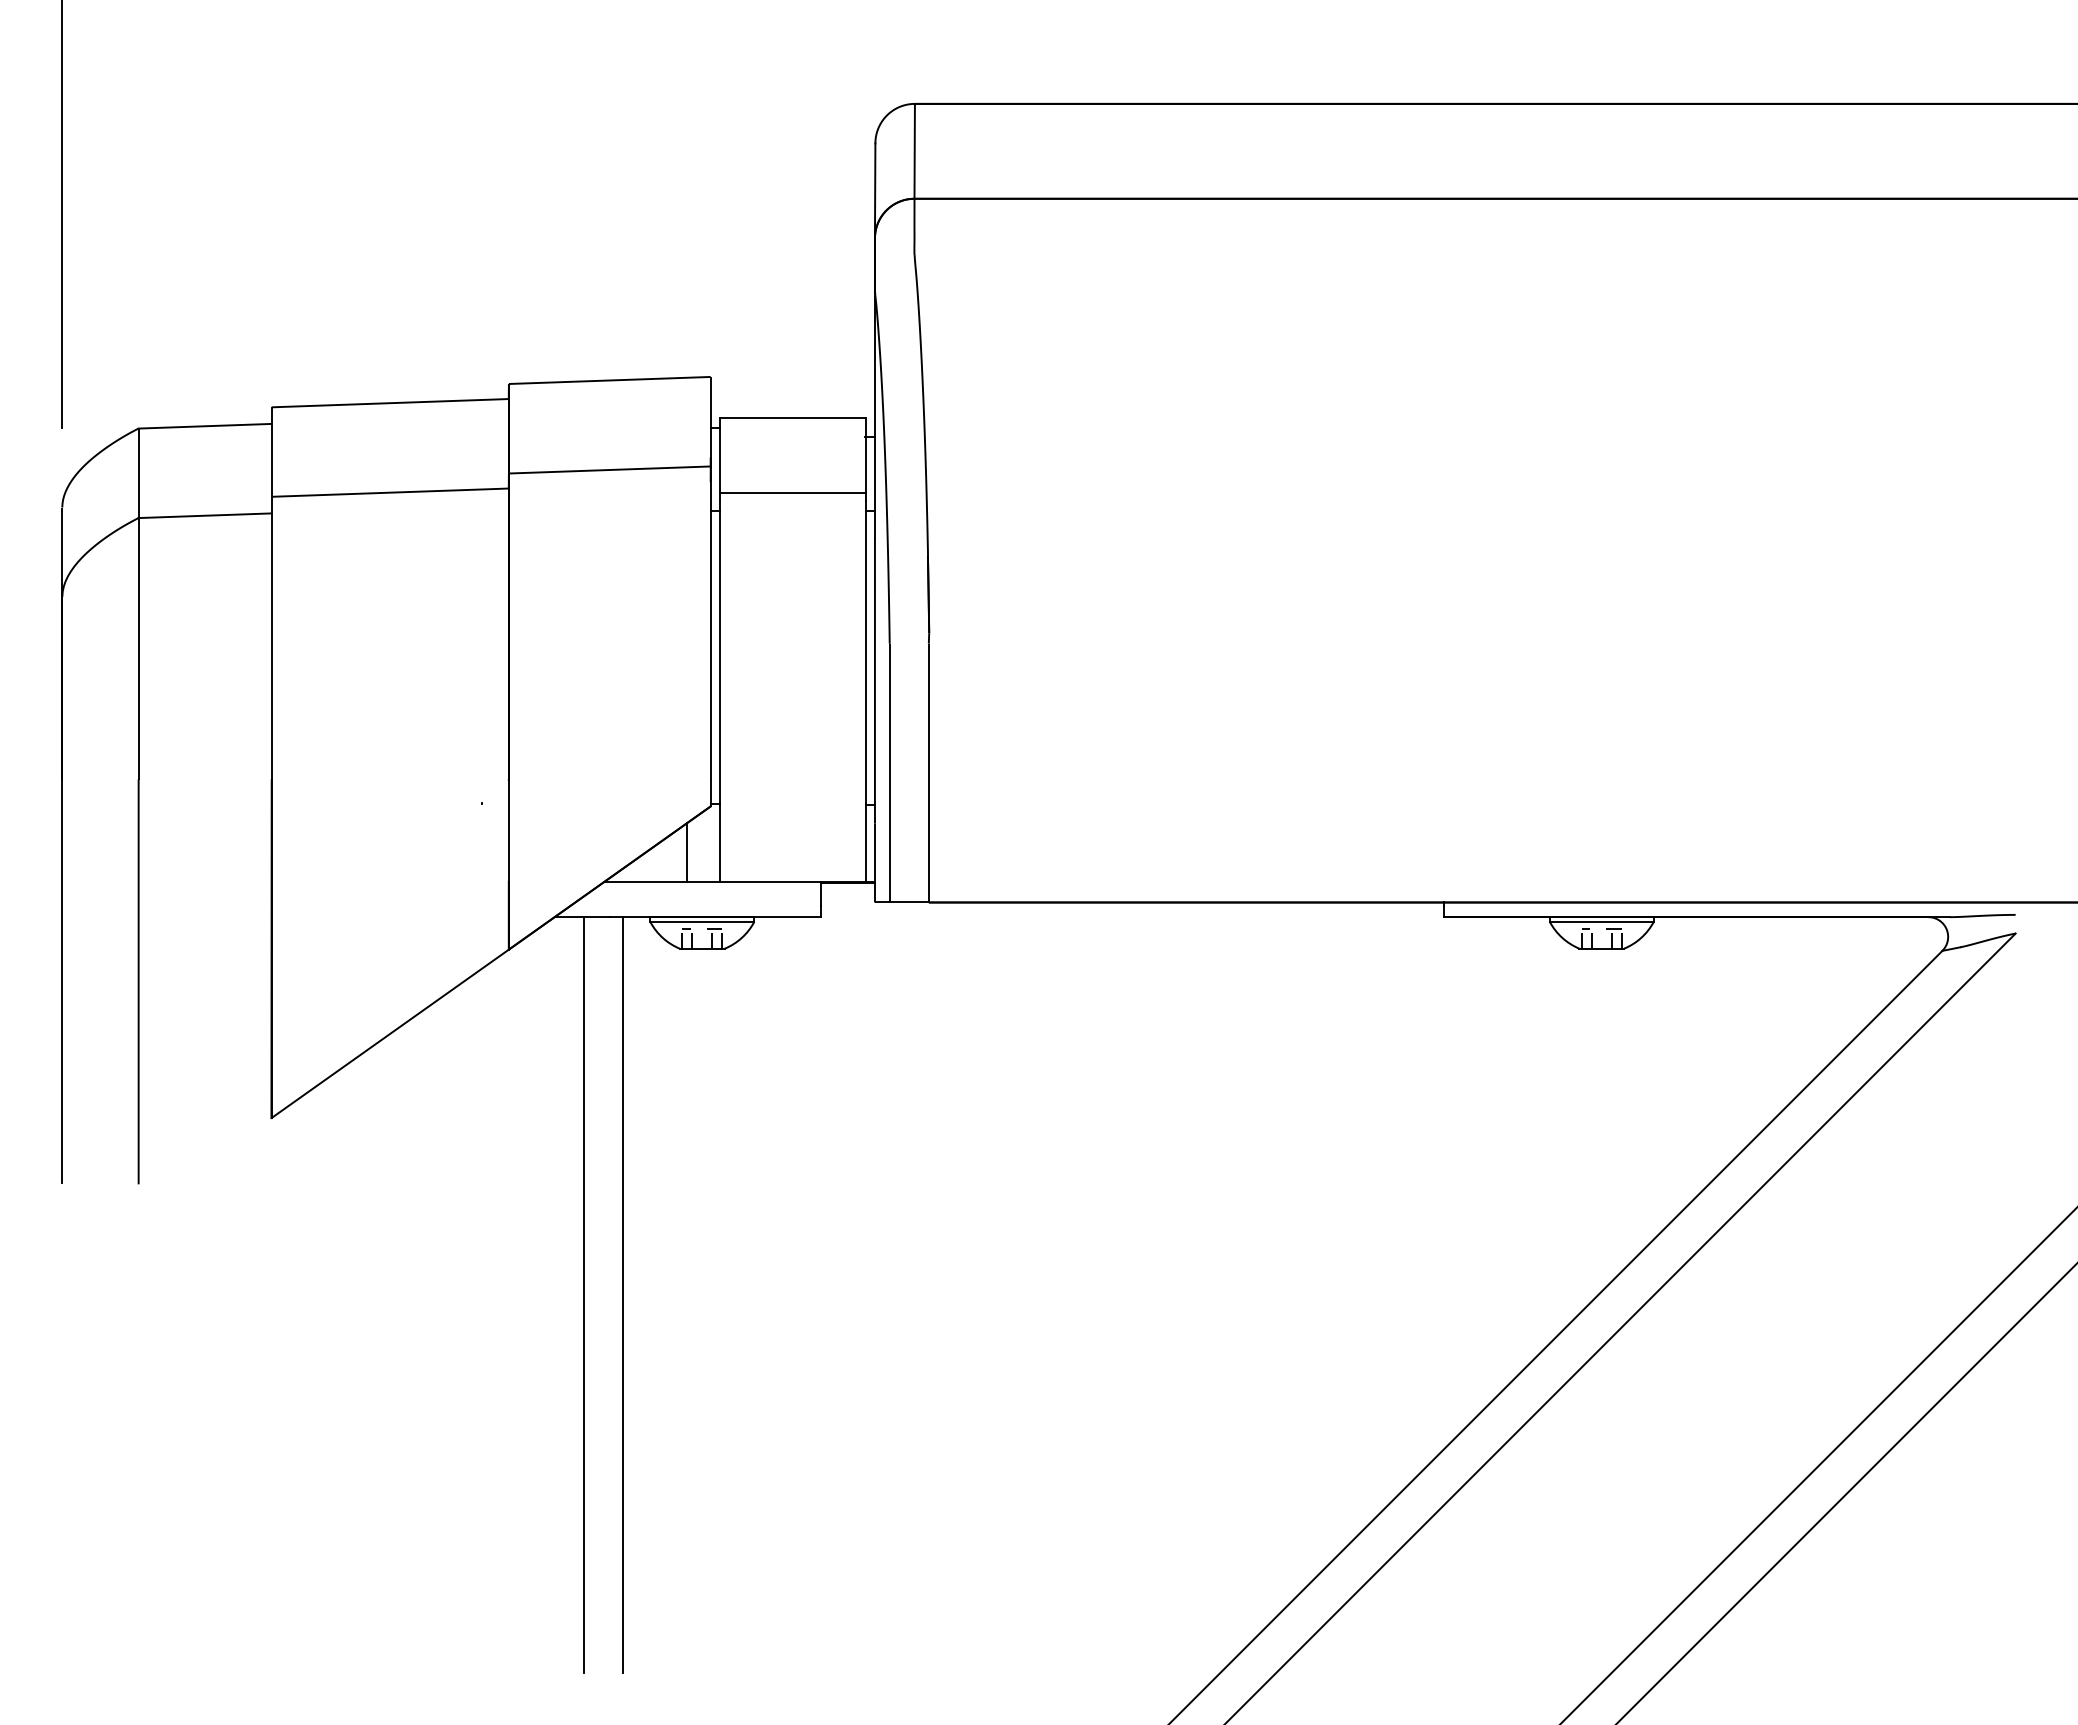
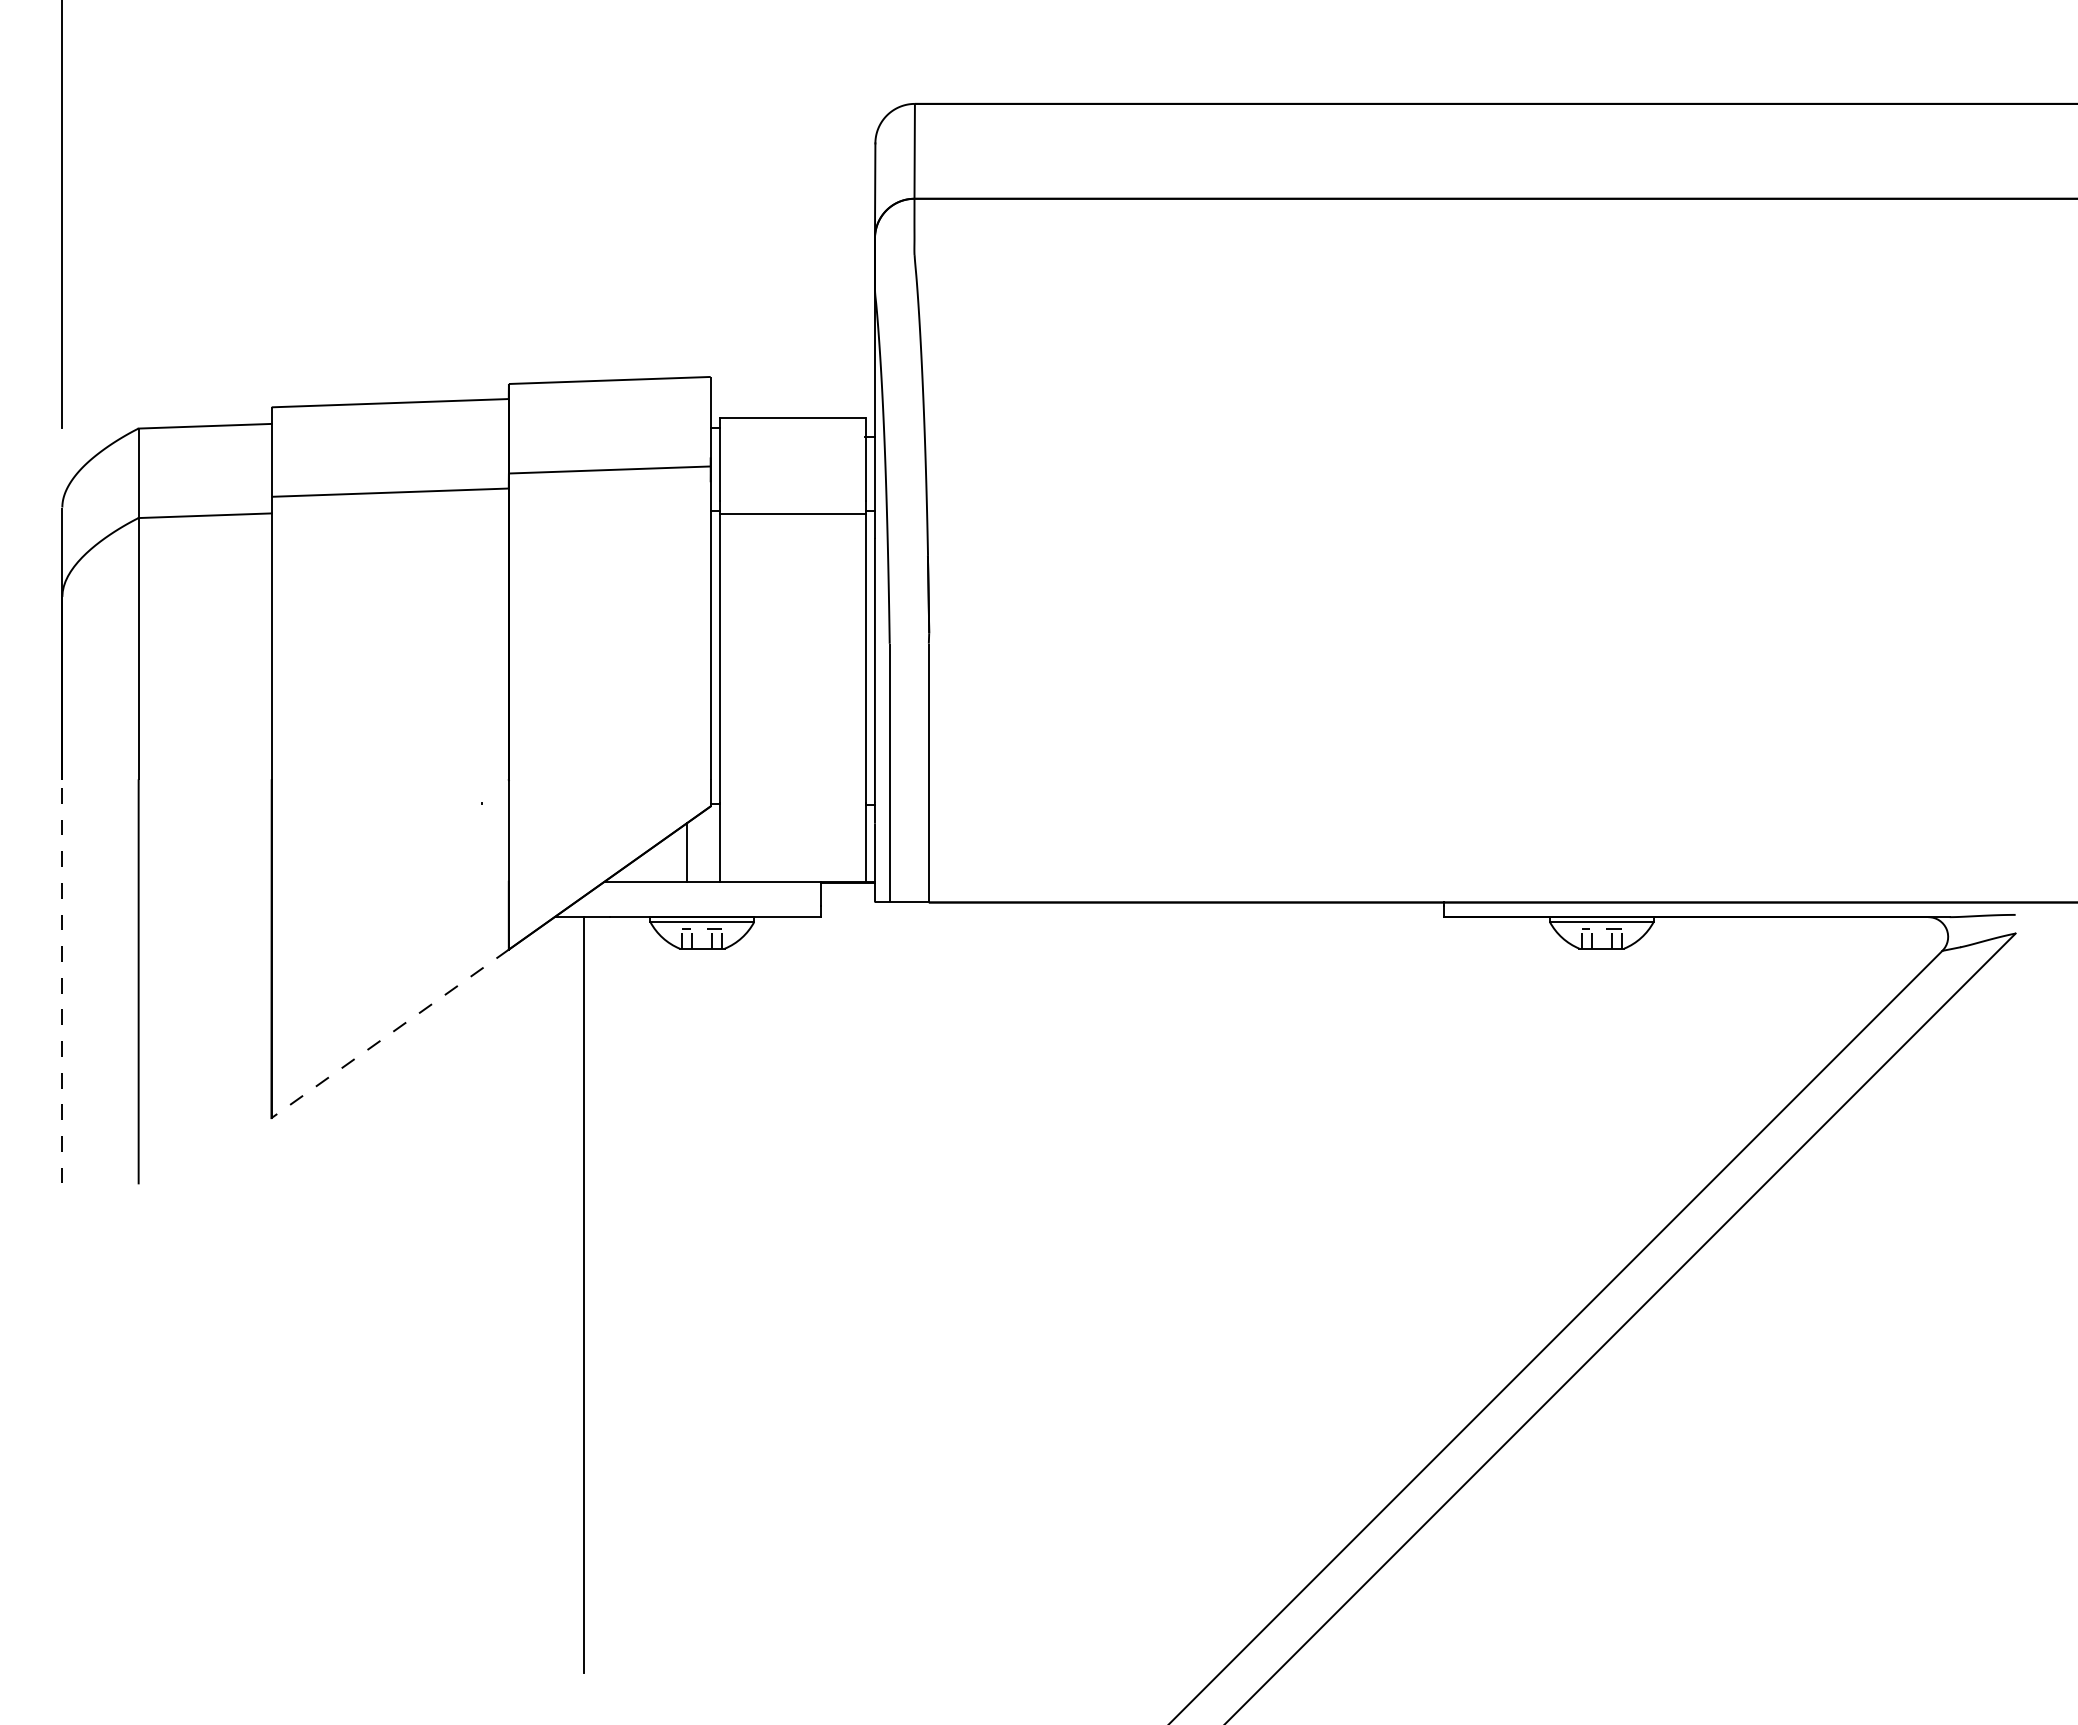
line position: (792, 492) -> (792, 513) (792, 513)
line: solid -> dashed (62, 981)
line: solid -> dashed (390, 1033)
line: present -> none (623, 1295)
line: present -> none (1818, 1465)
line: present -> none (1846, 1493)
